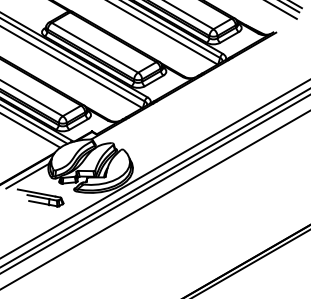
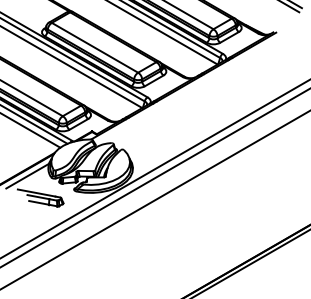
line: present -> none (282, 10)
line: present -> none (154, 184)
